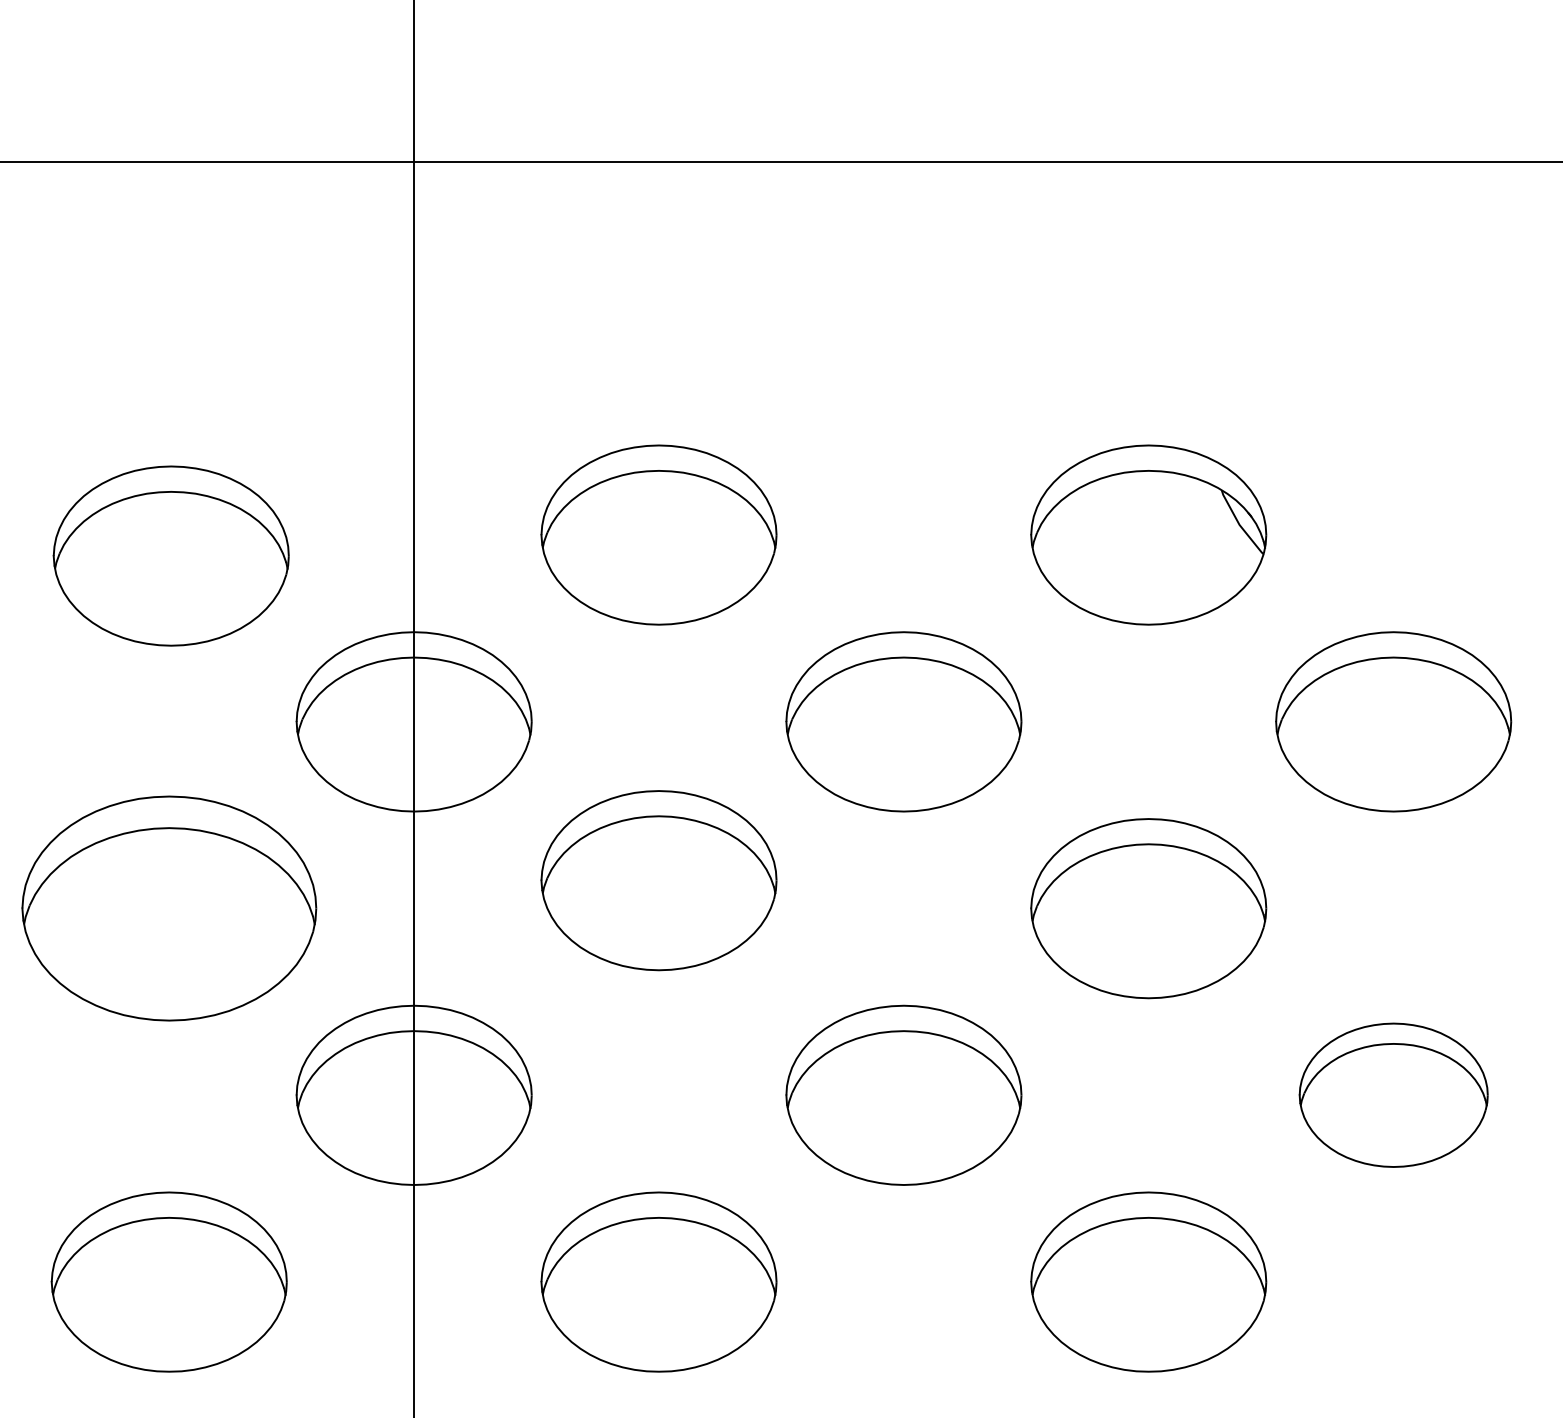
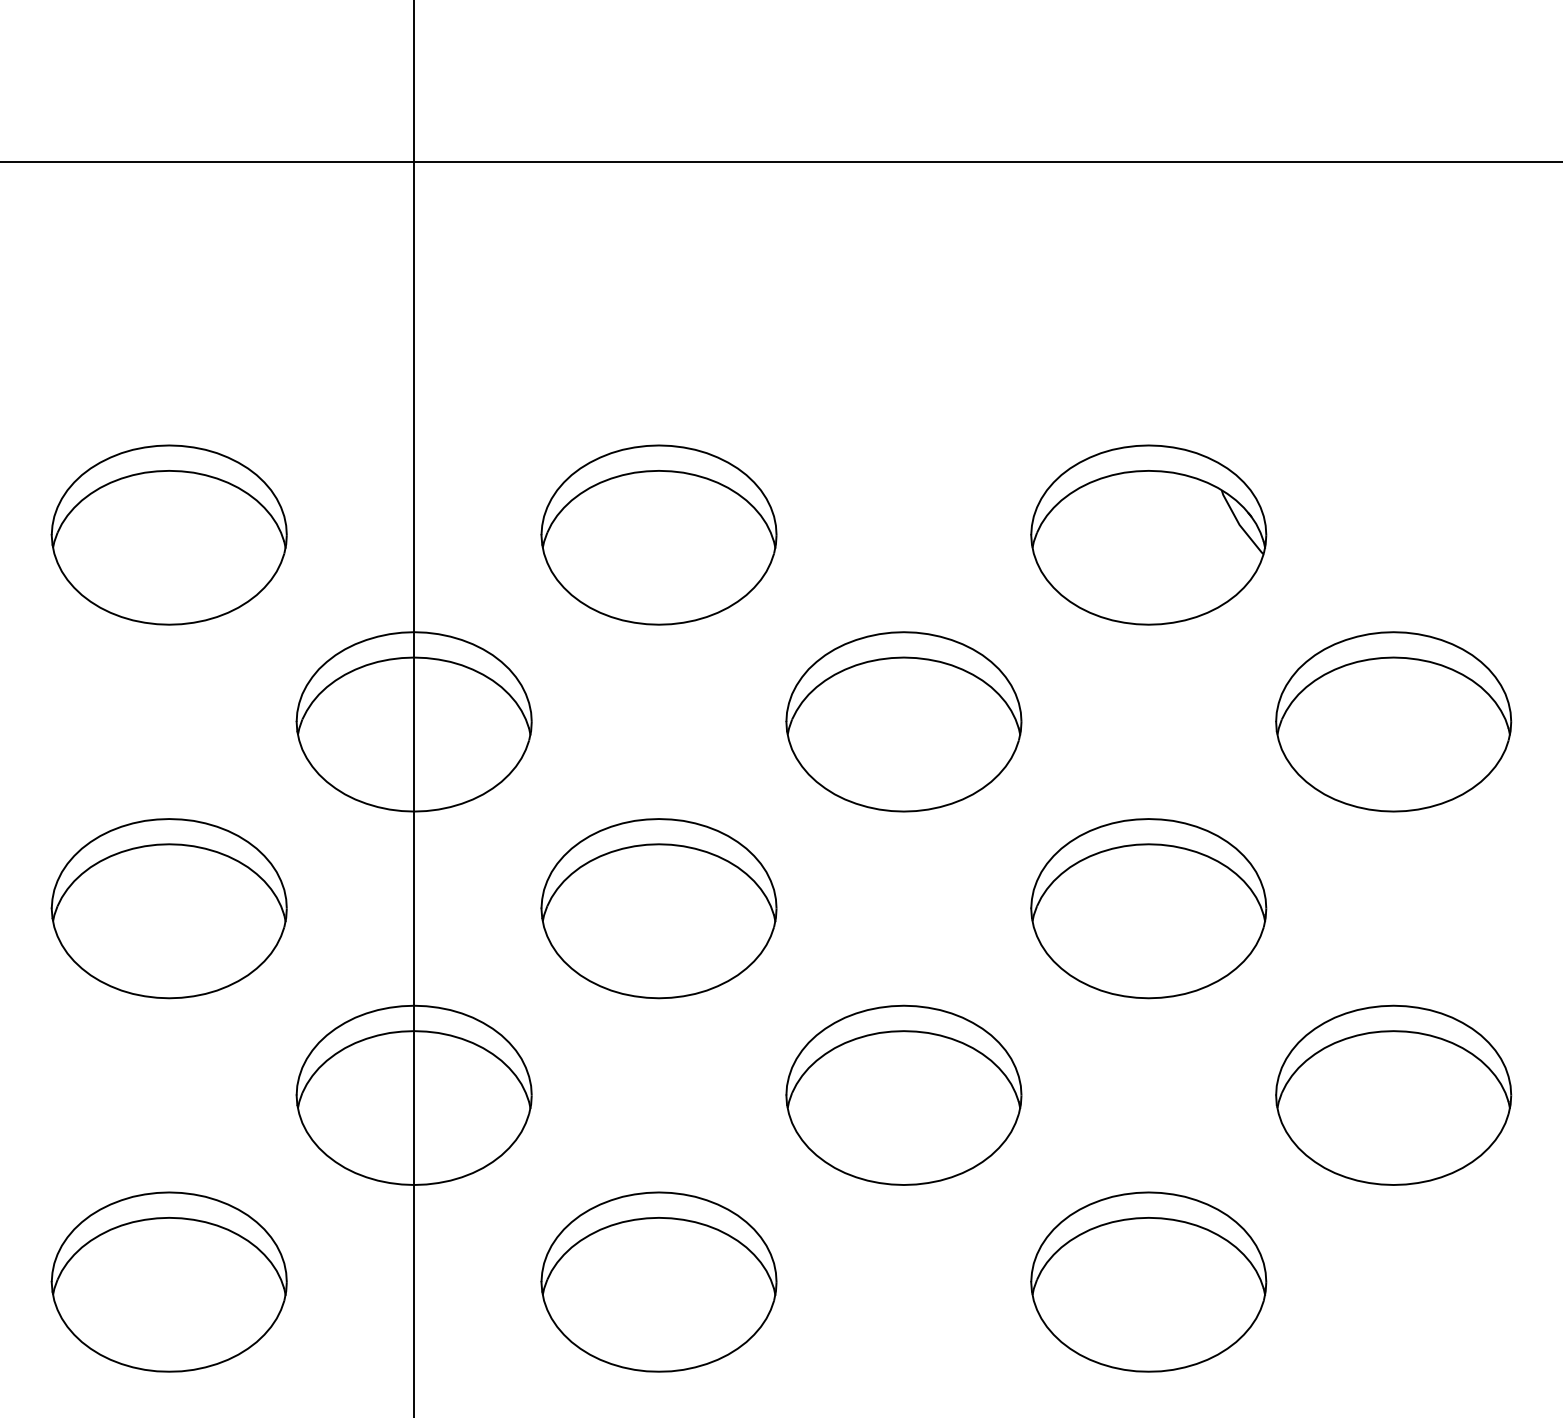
part position: (170, 555) -> (168, 534) (168, 534)
part position: (658, 880) -> (658, 908) (658, 908)
part size: 297x227 px -> 238x182 px (168, 908)
part size: 191x146 px -> 238x182 px (1393, 1094)
